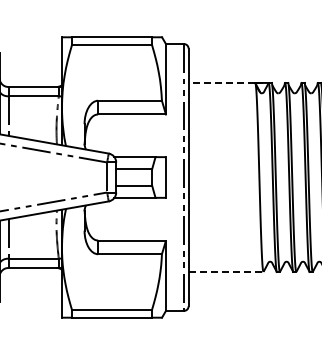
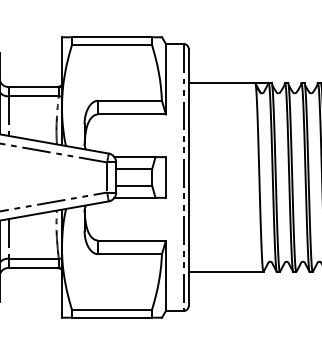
line: dashed -> solid (221, 82)
line: dashed -> solid (226, 272)
